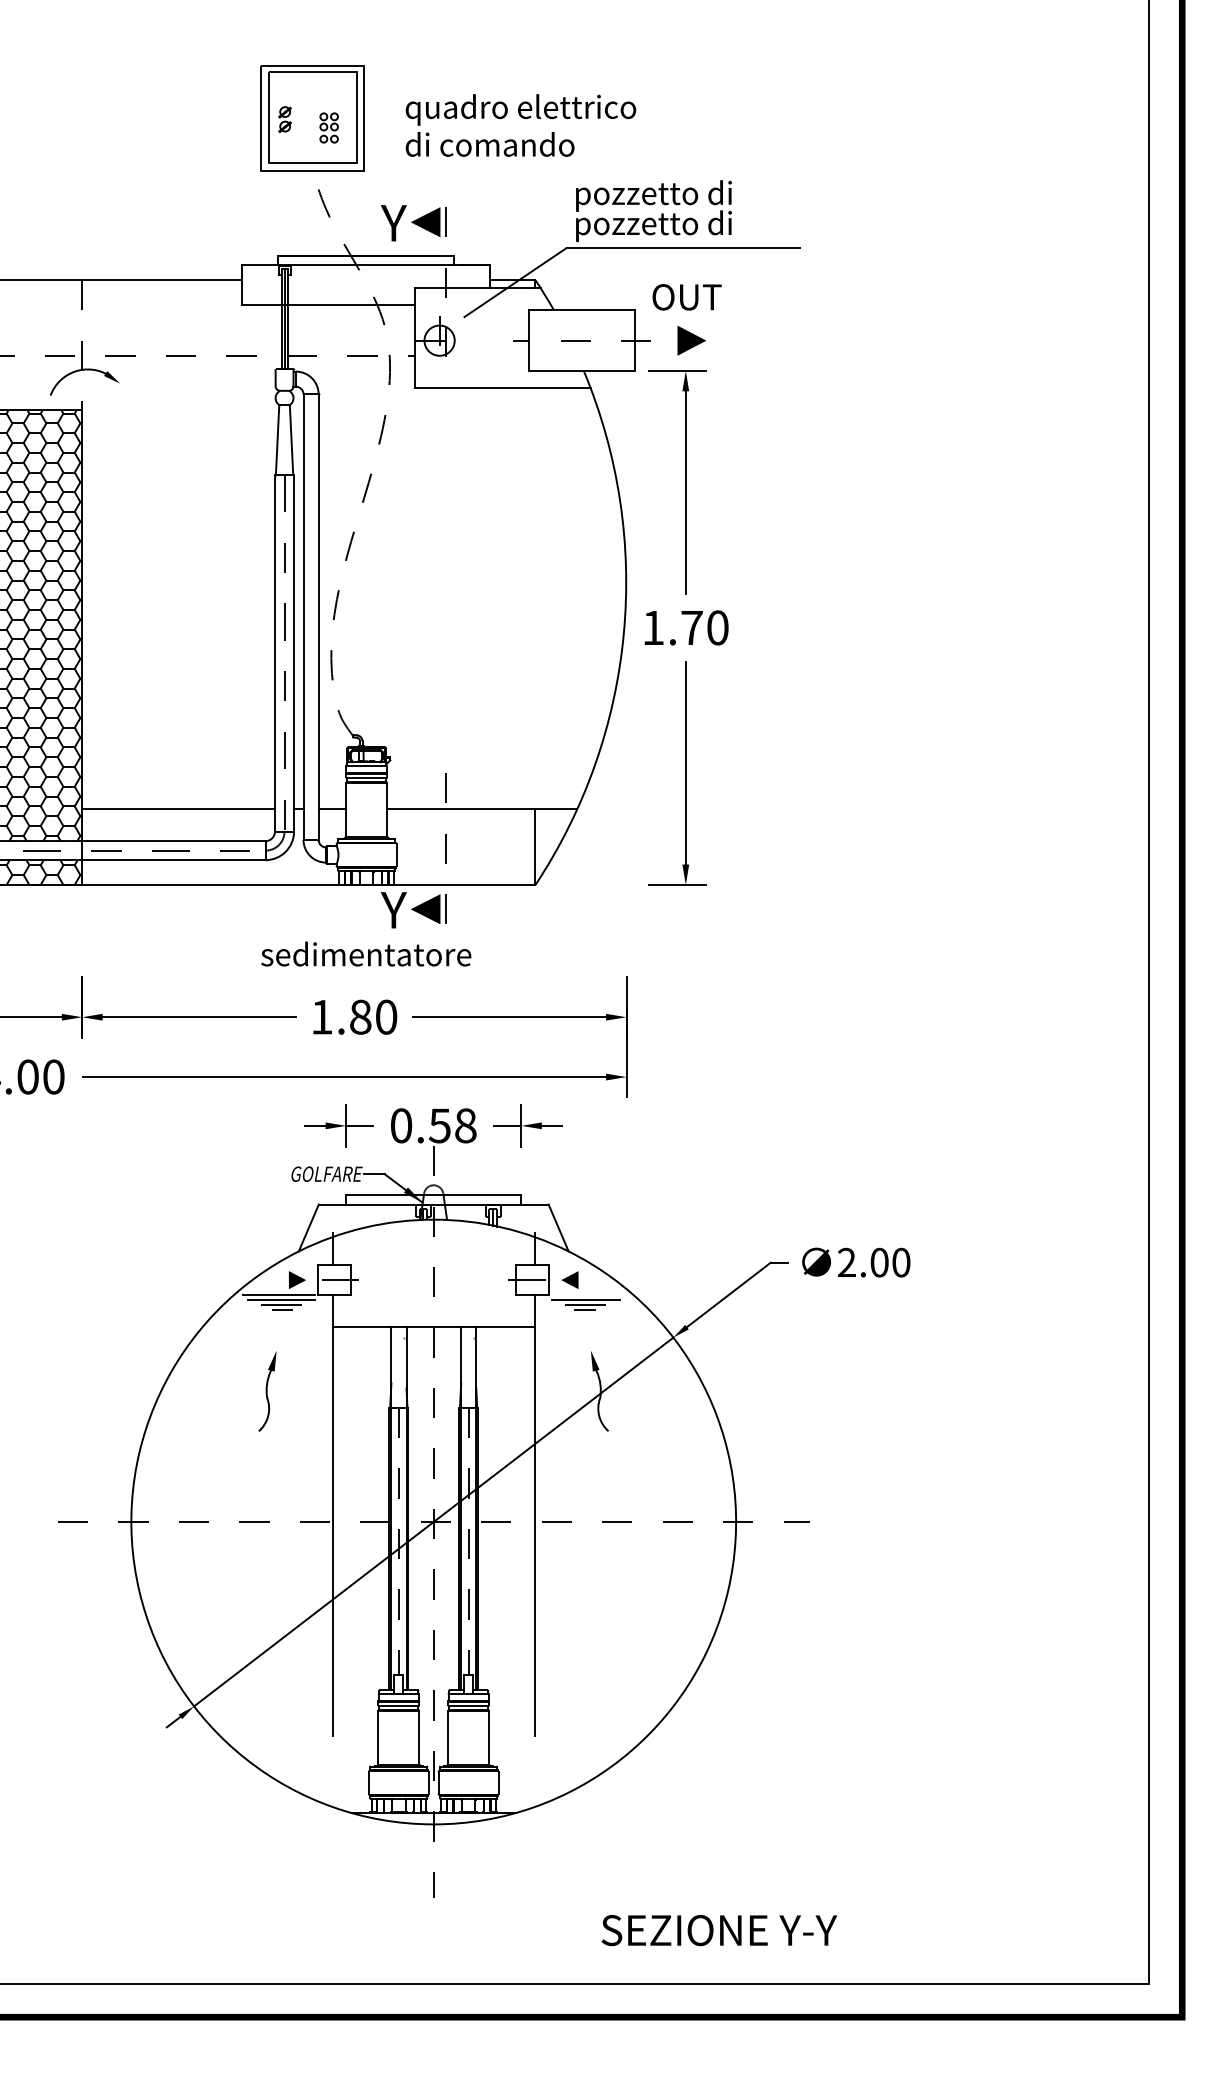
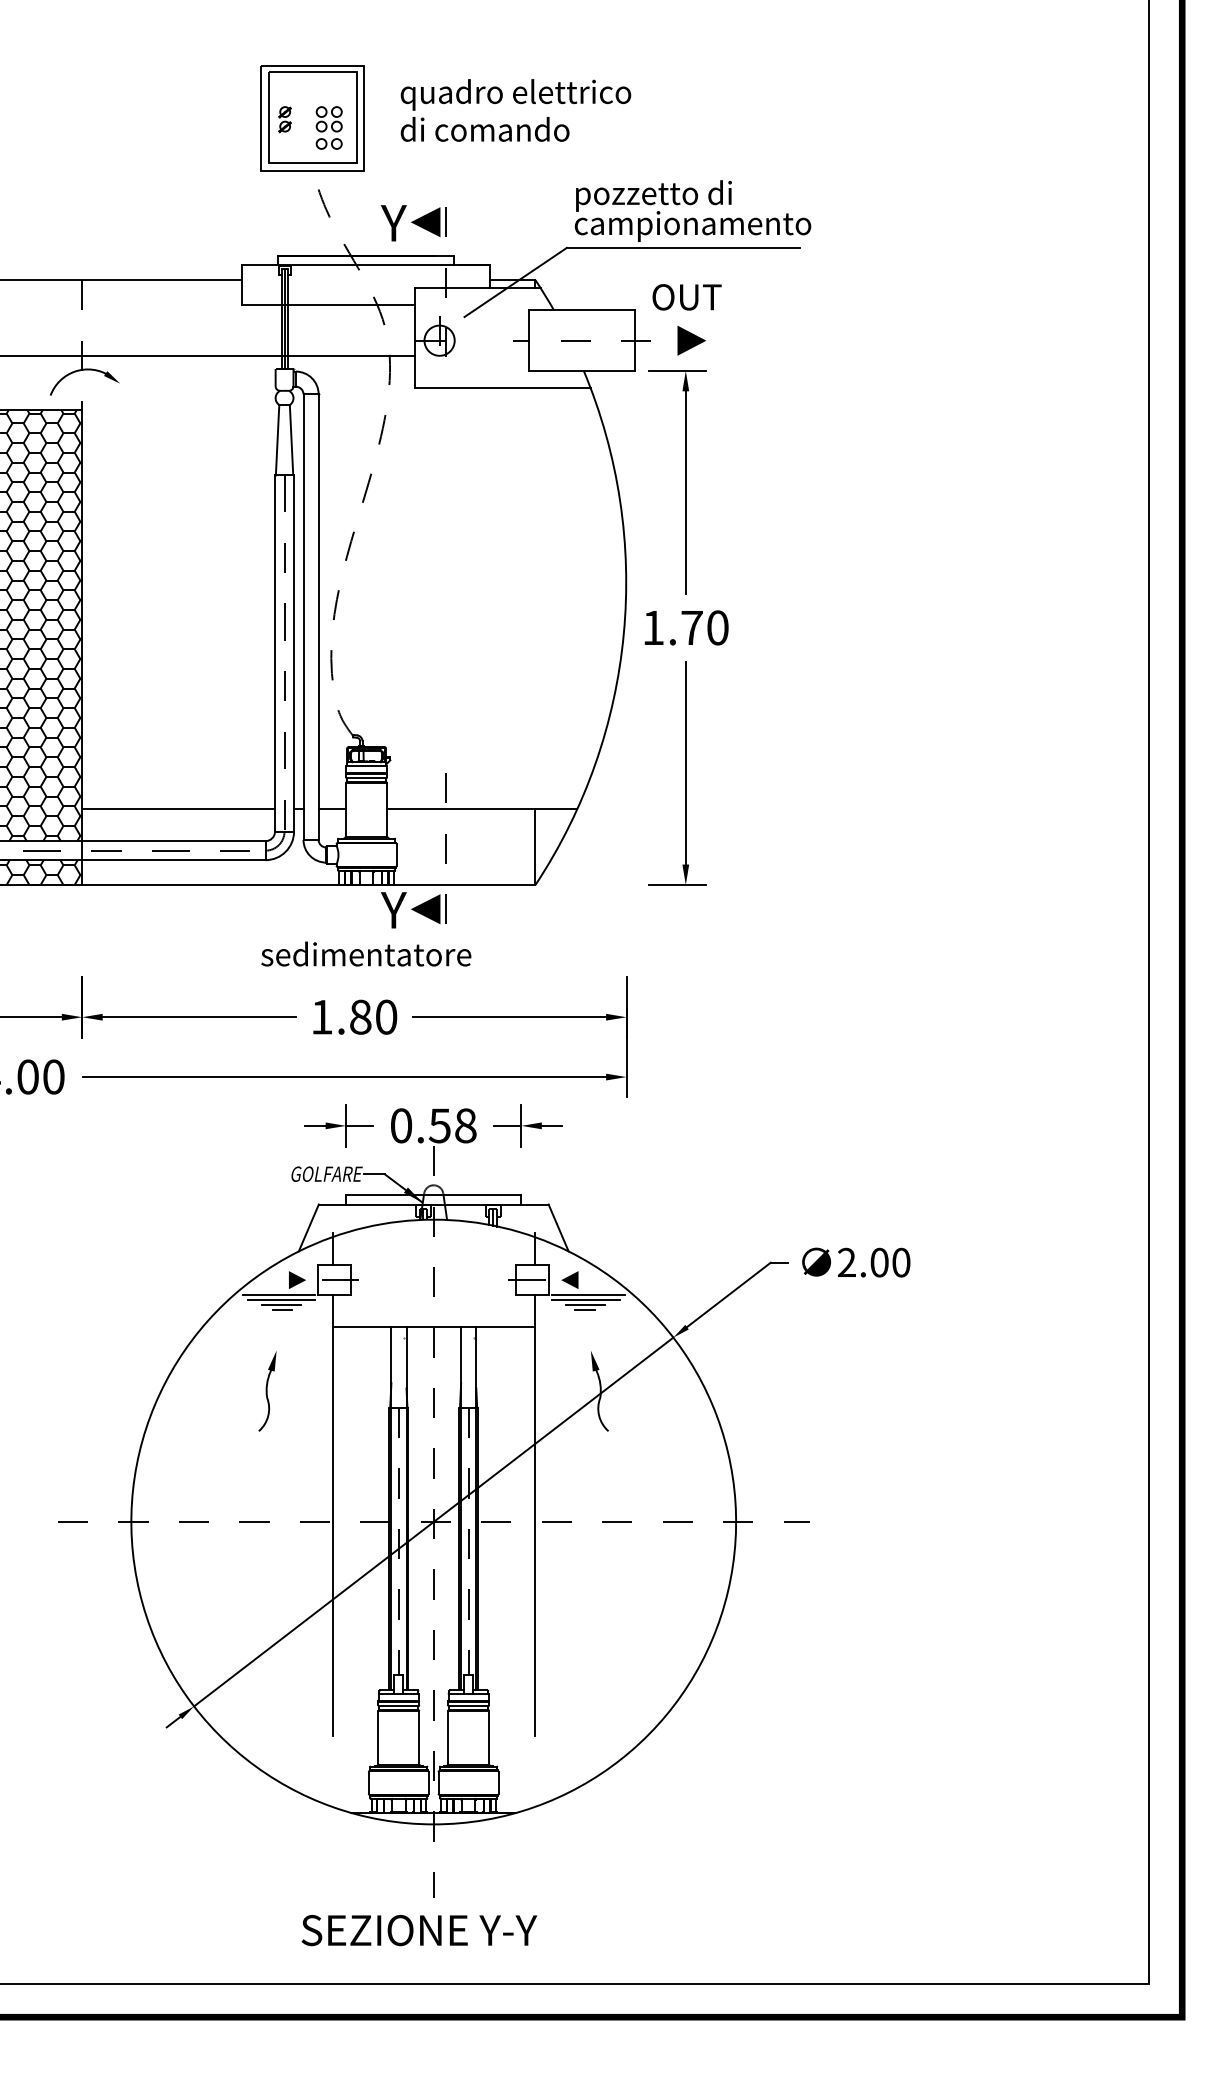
text position: (520, 125) -> (515, 110) (515, 110)
part size: 20x32 px -> 28x44 px (328, 127)
text: pozzetto di -> campionamento (692, 225)
line: dashed -> solid (207, 355)
line: none -> present (588, 1295)
text position: (719, 1930) -> (419, 1930) (419, 1930)
